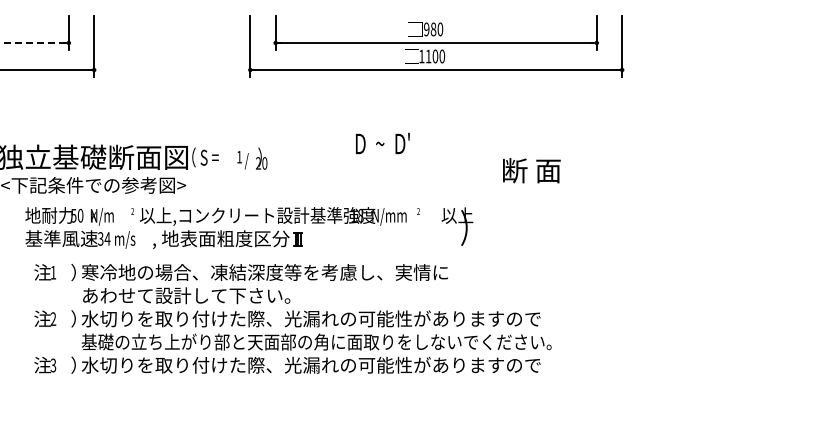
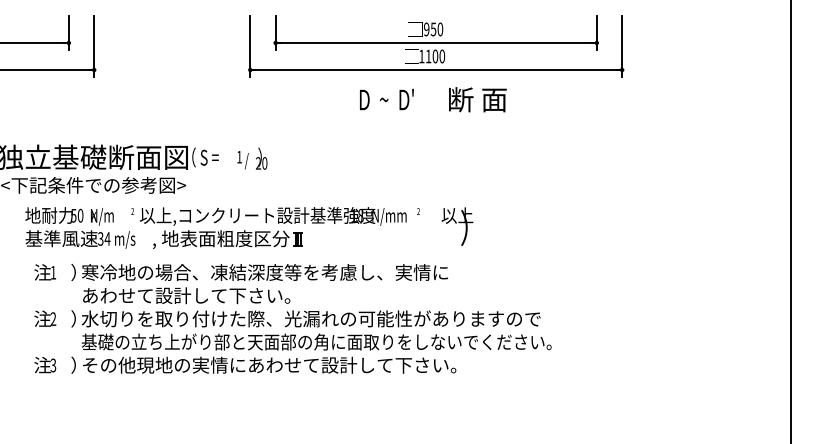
text: 980 -> 950 (433, 29)
line: dashed -> solid (33, 43)
text position: (382, 143) -> (386, 99) (386, 99)
text position: (531, 170) -> (477, 99) (477, 99)
line: none -> present (790, 221)
text: 水切りを取り付けた際、光漏れの可能性がありますので -> その他現地の実情にあわせて設計して下さい。 (310, 364)
